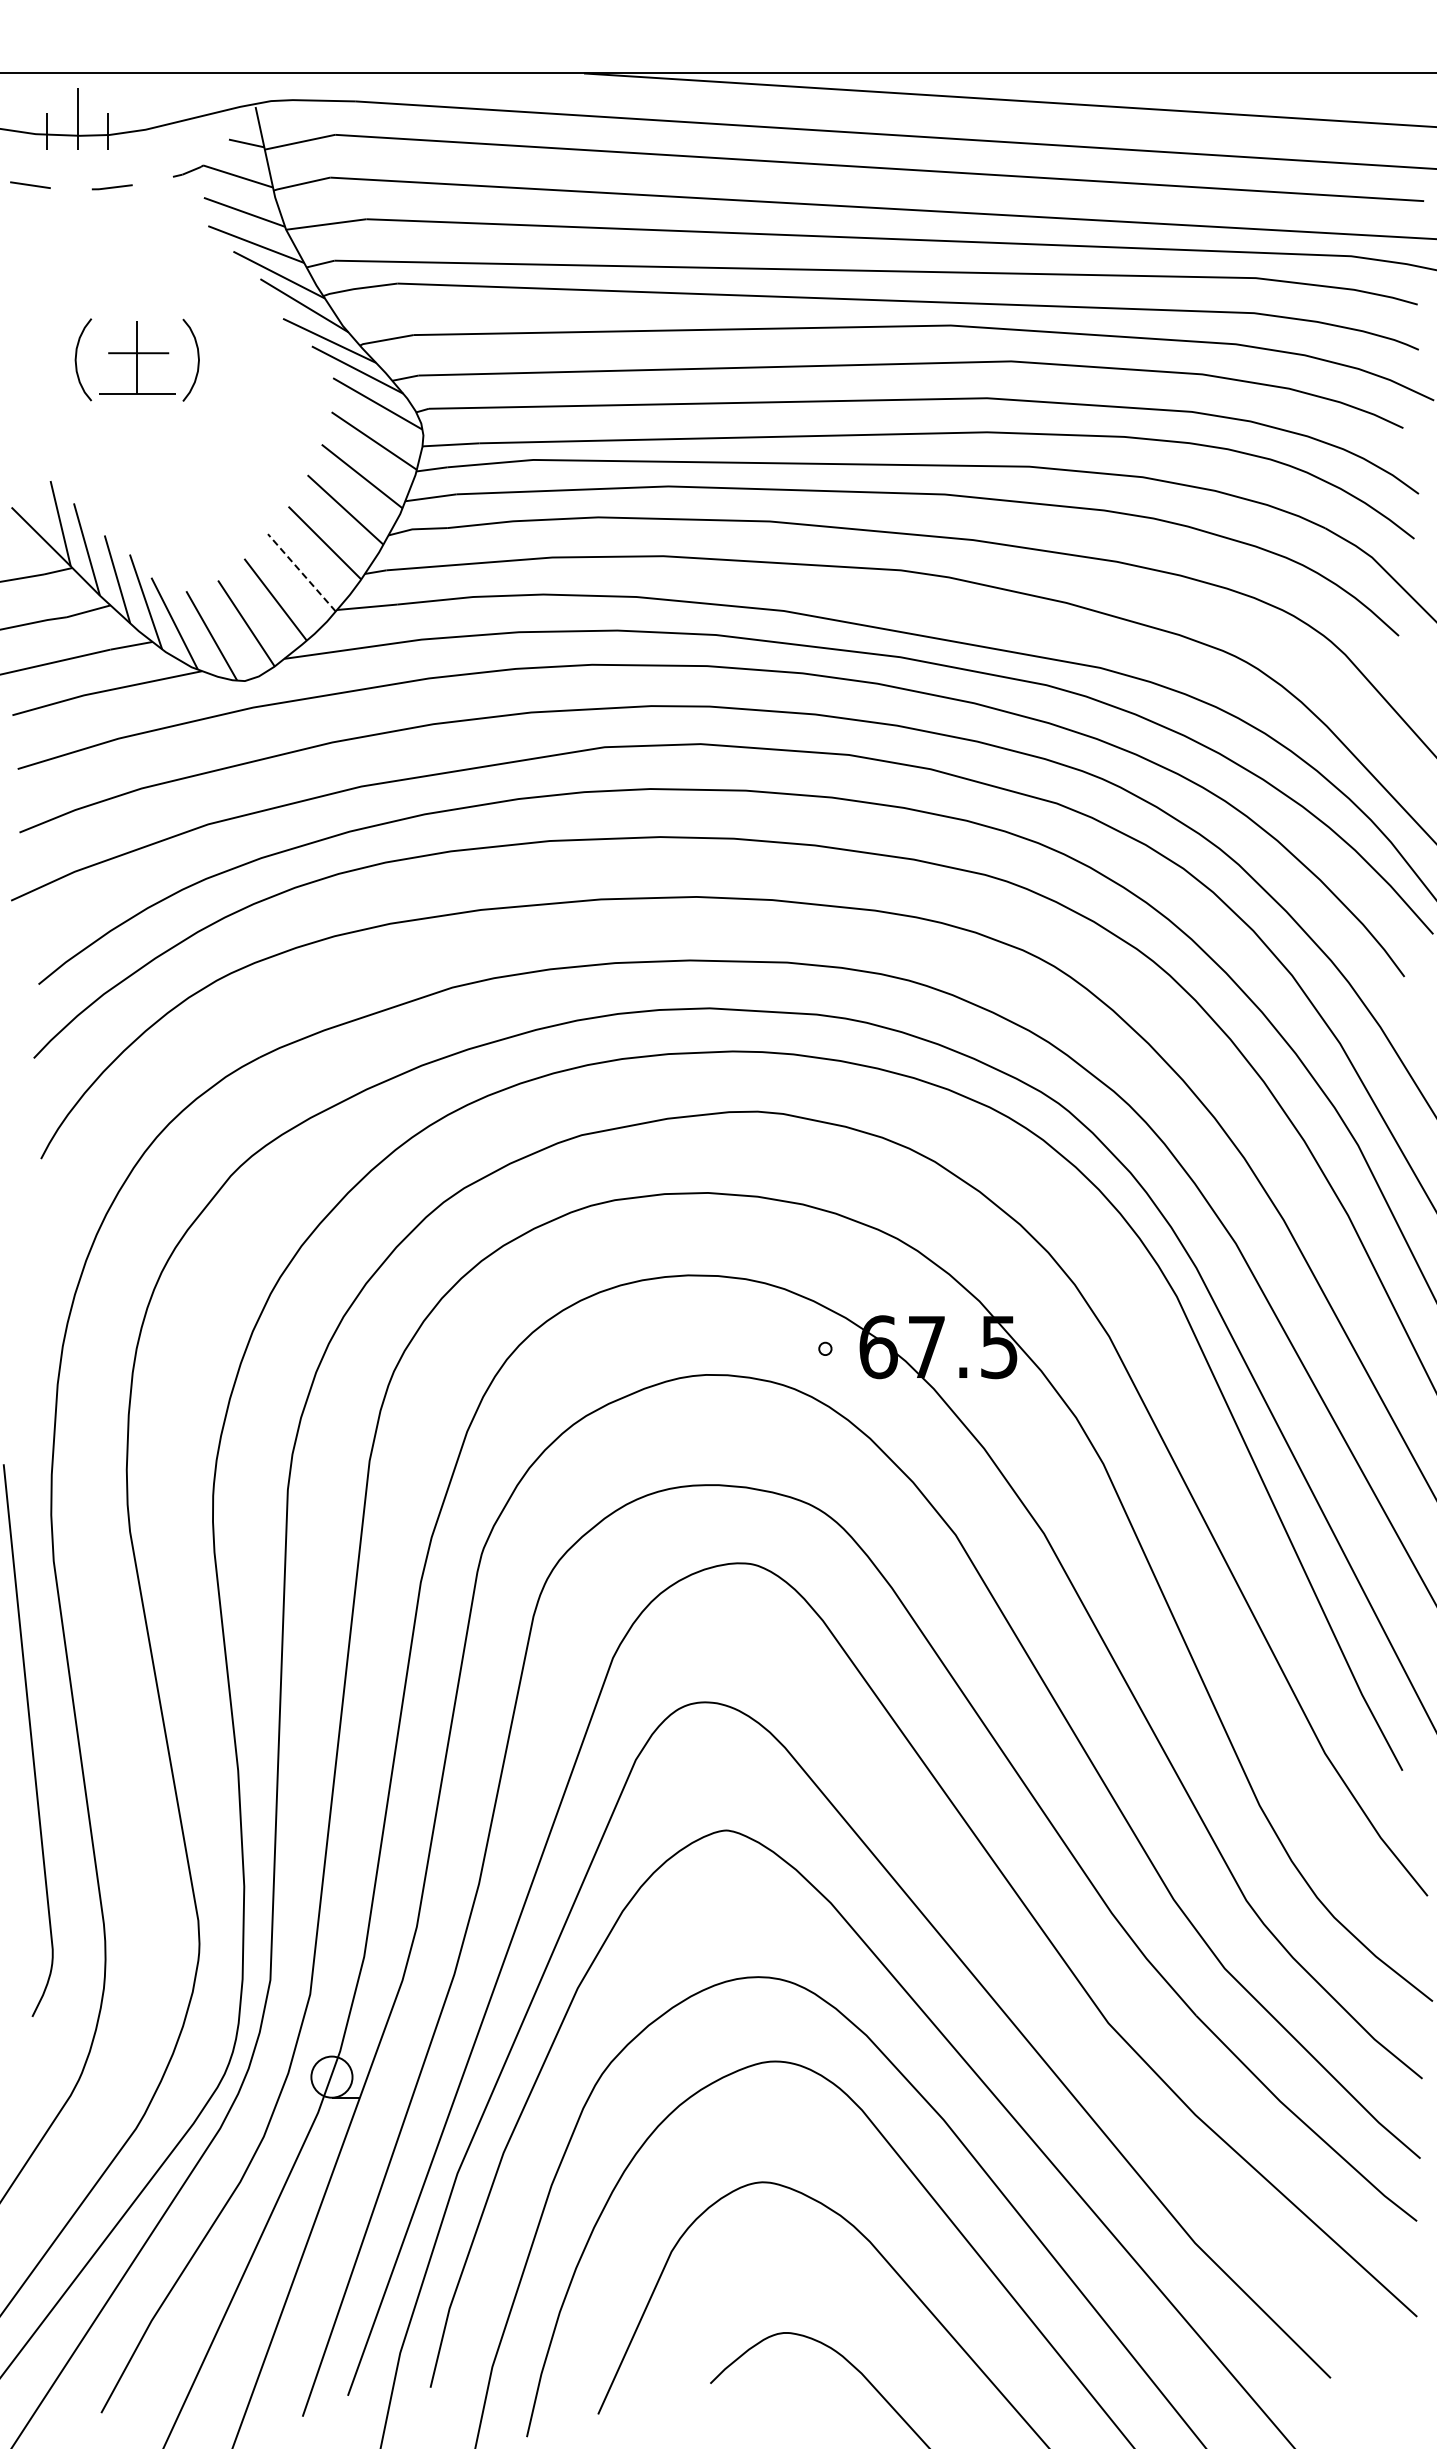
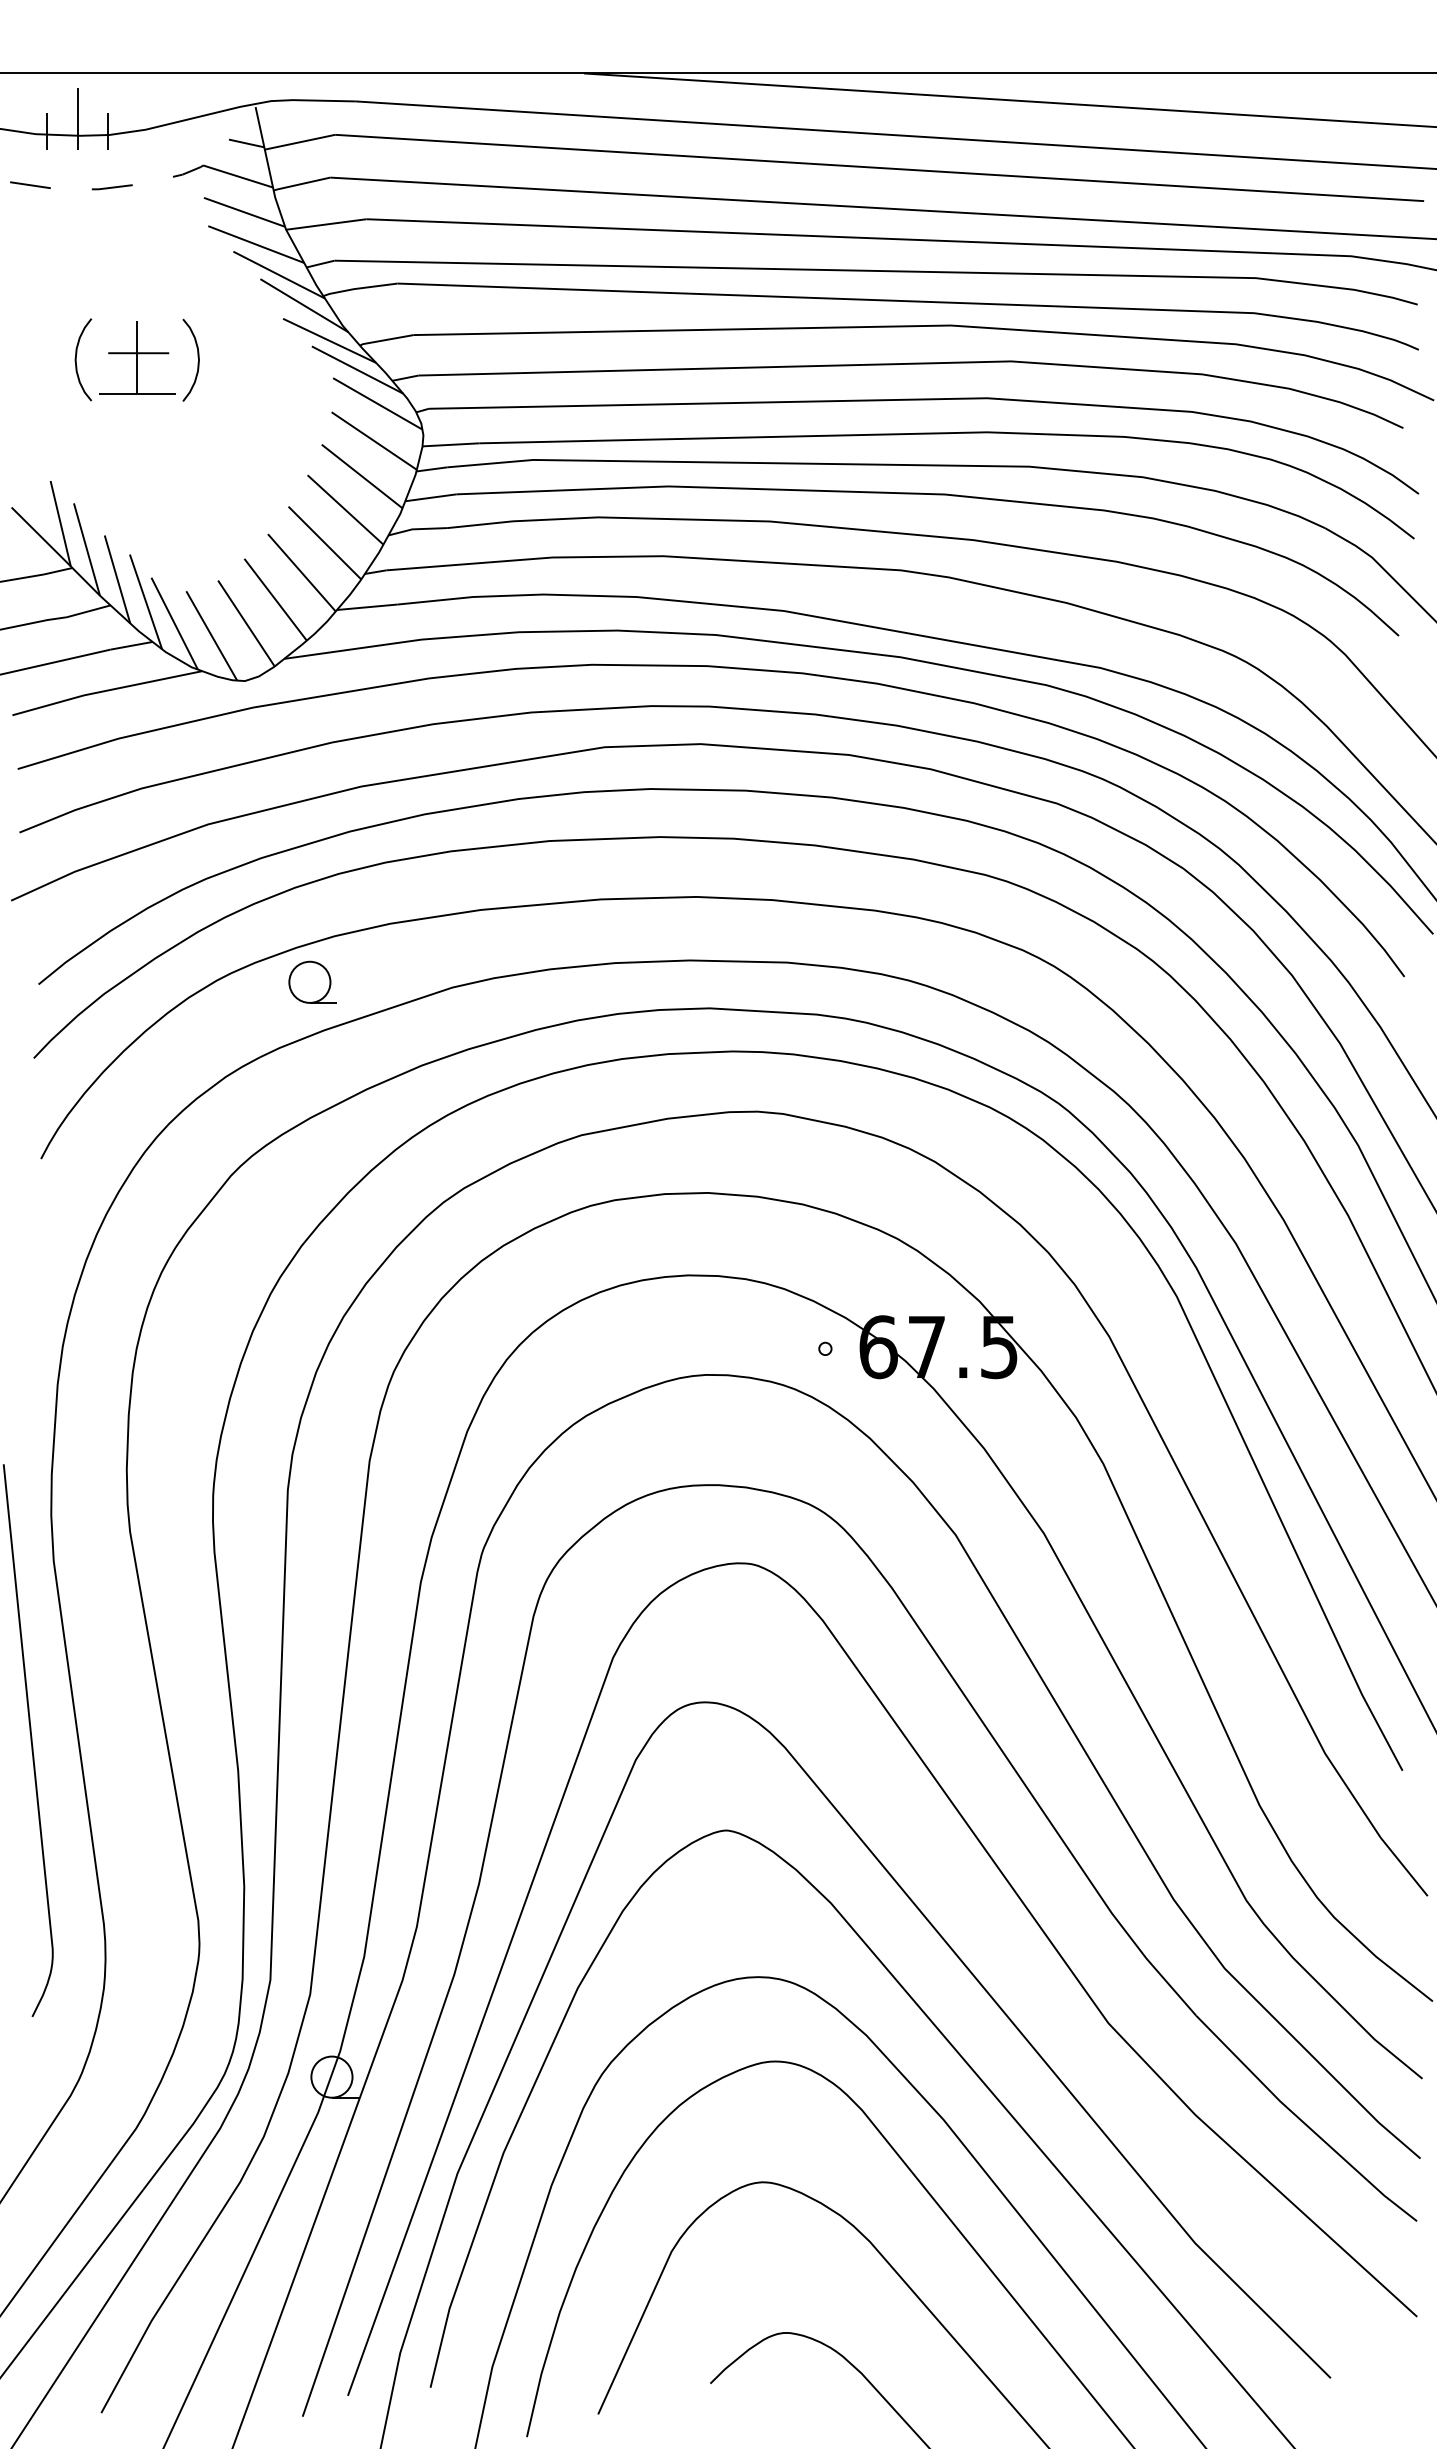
line: dashed -> solid (301, 572)
part: none -> present (312, 981)
